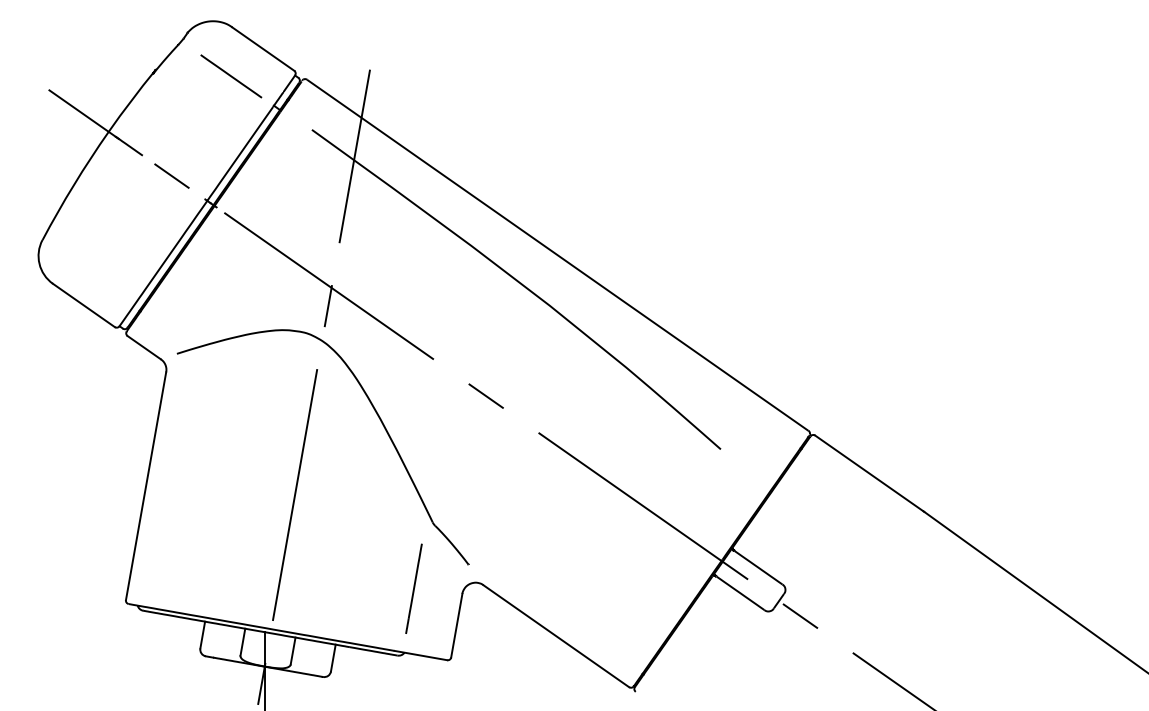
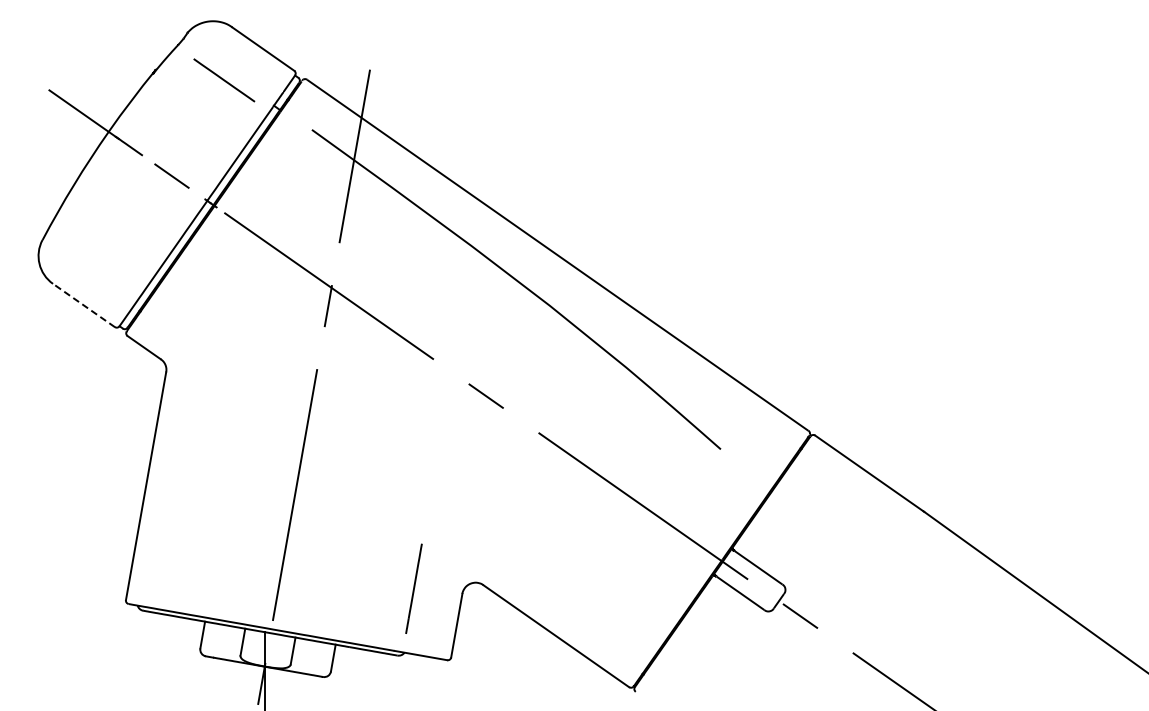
line position: (231, 76) -> (224, 80) (224, 80)
line: solid -> dashed (83, 305)
part: present -> none (377, 416)
